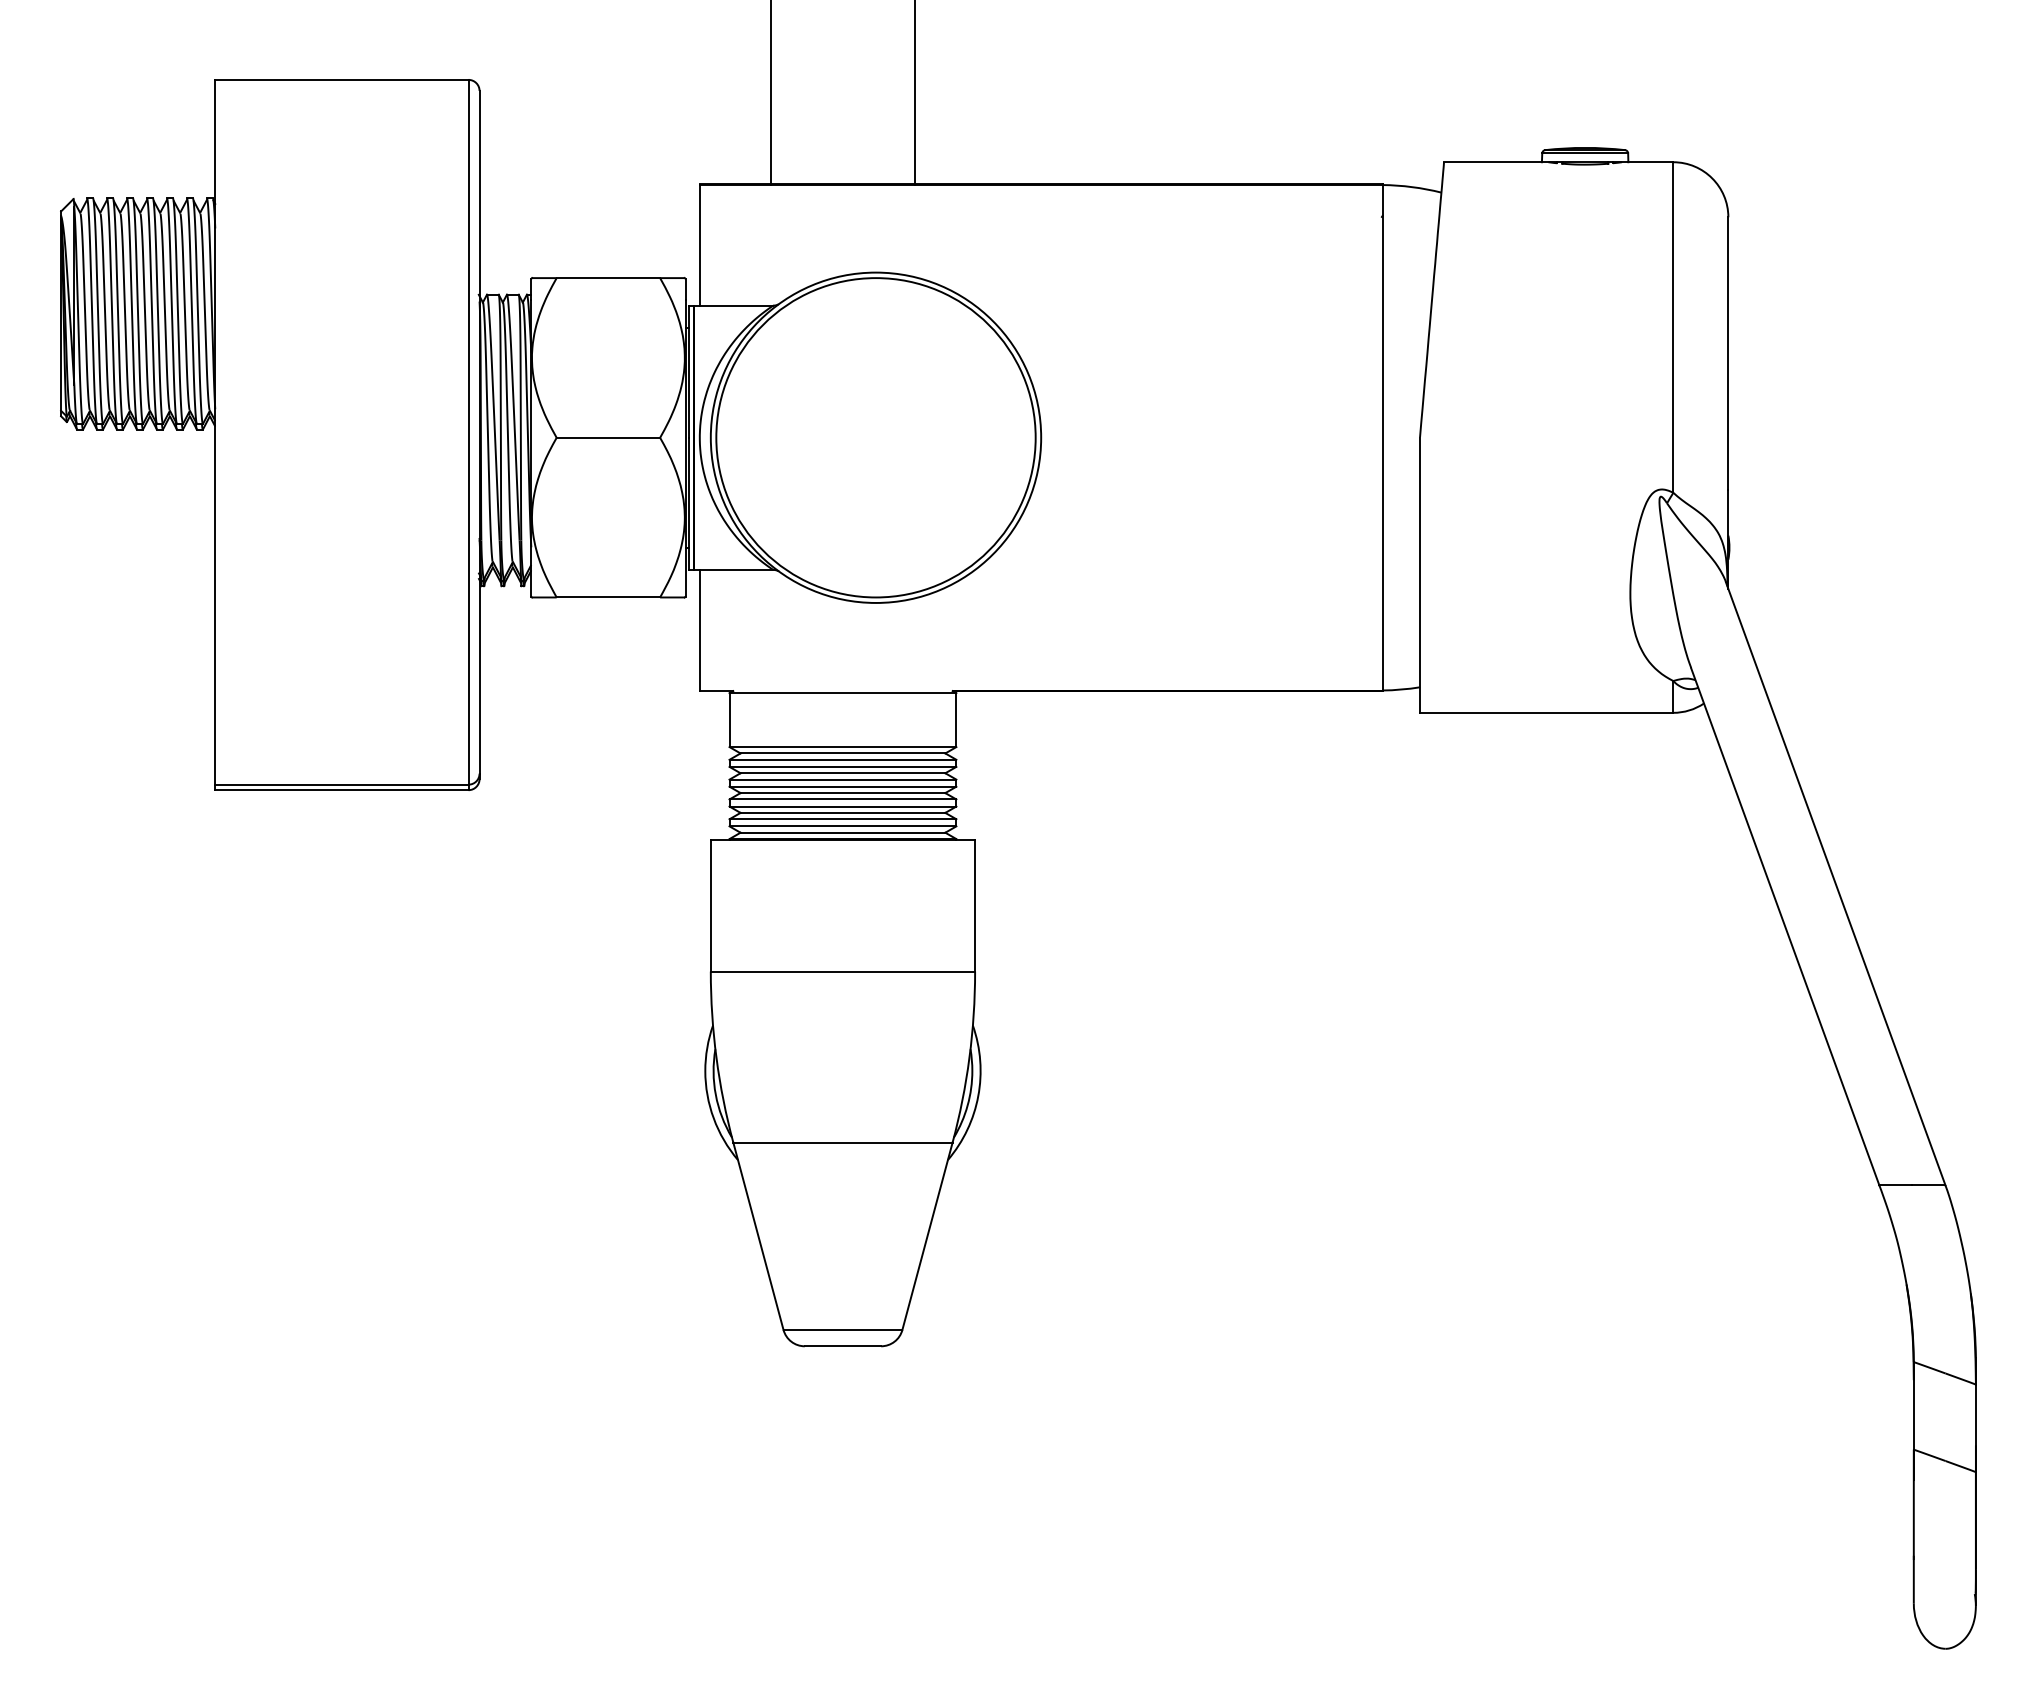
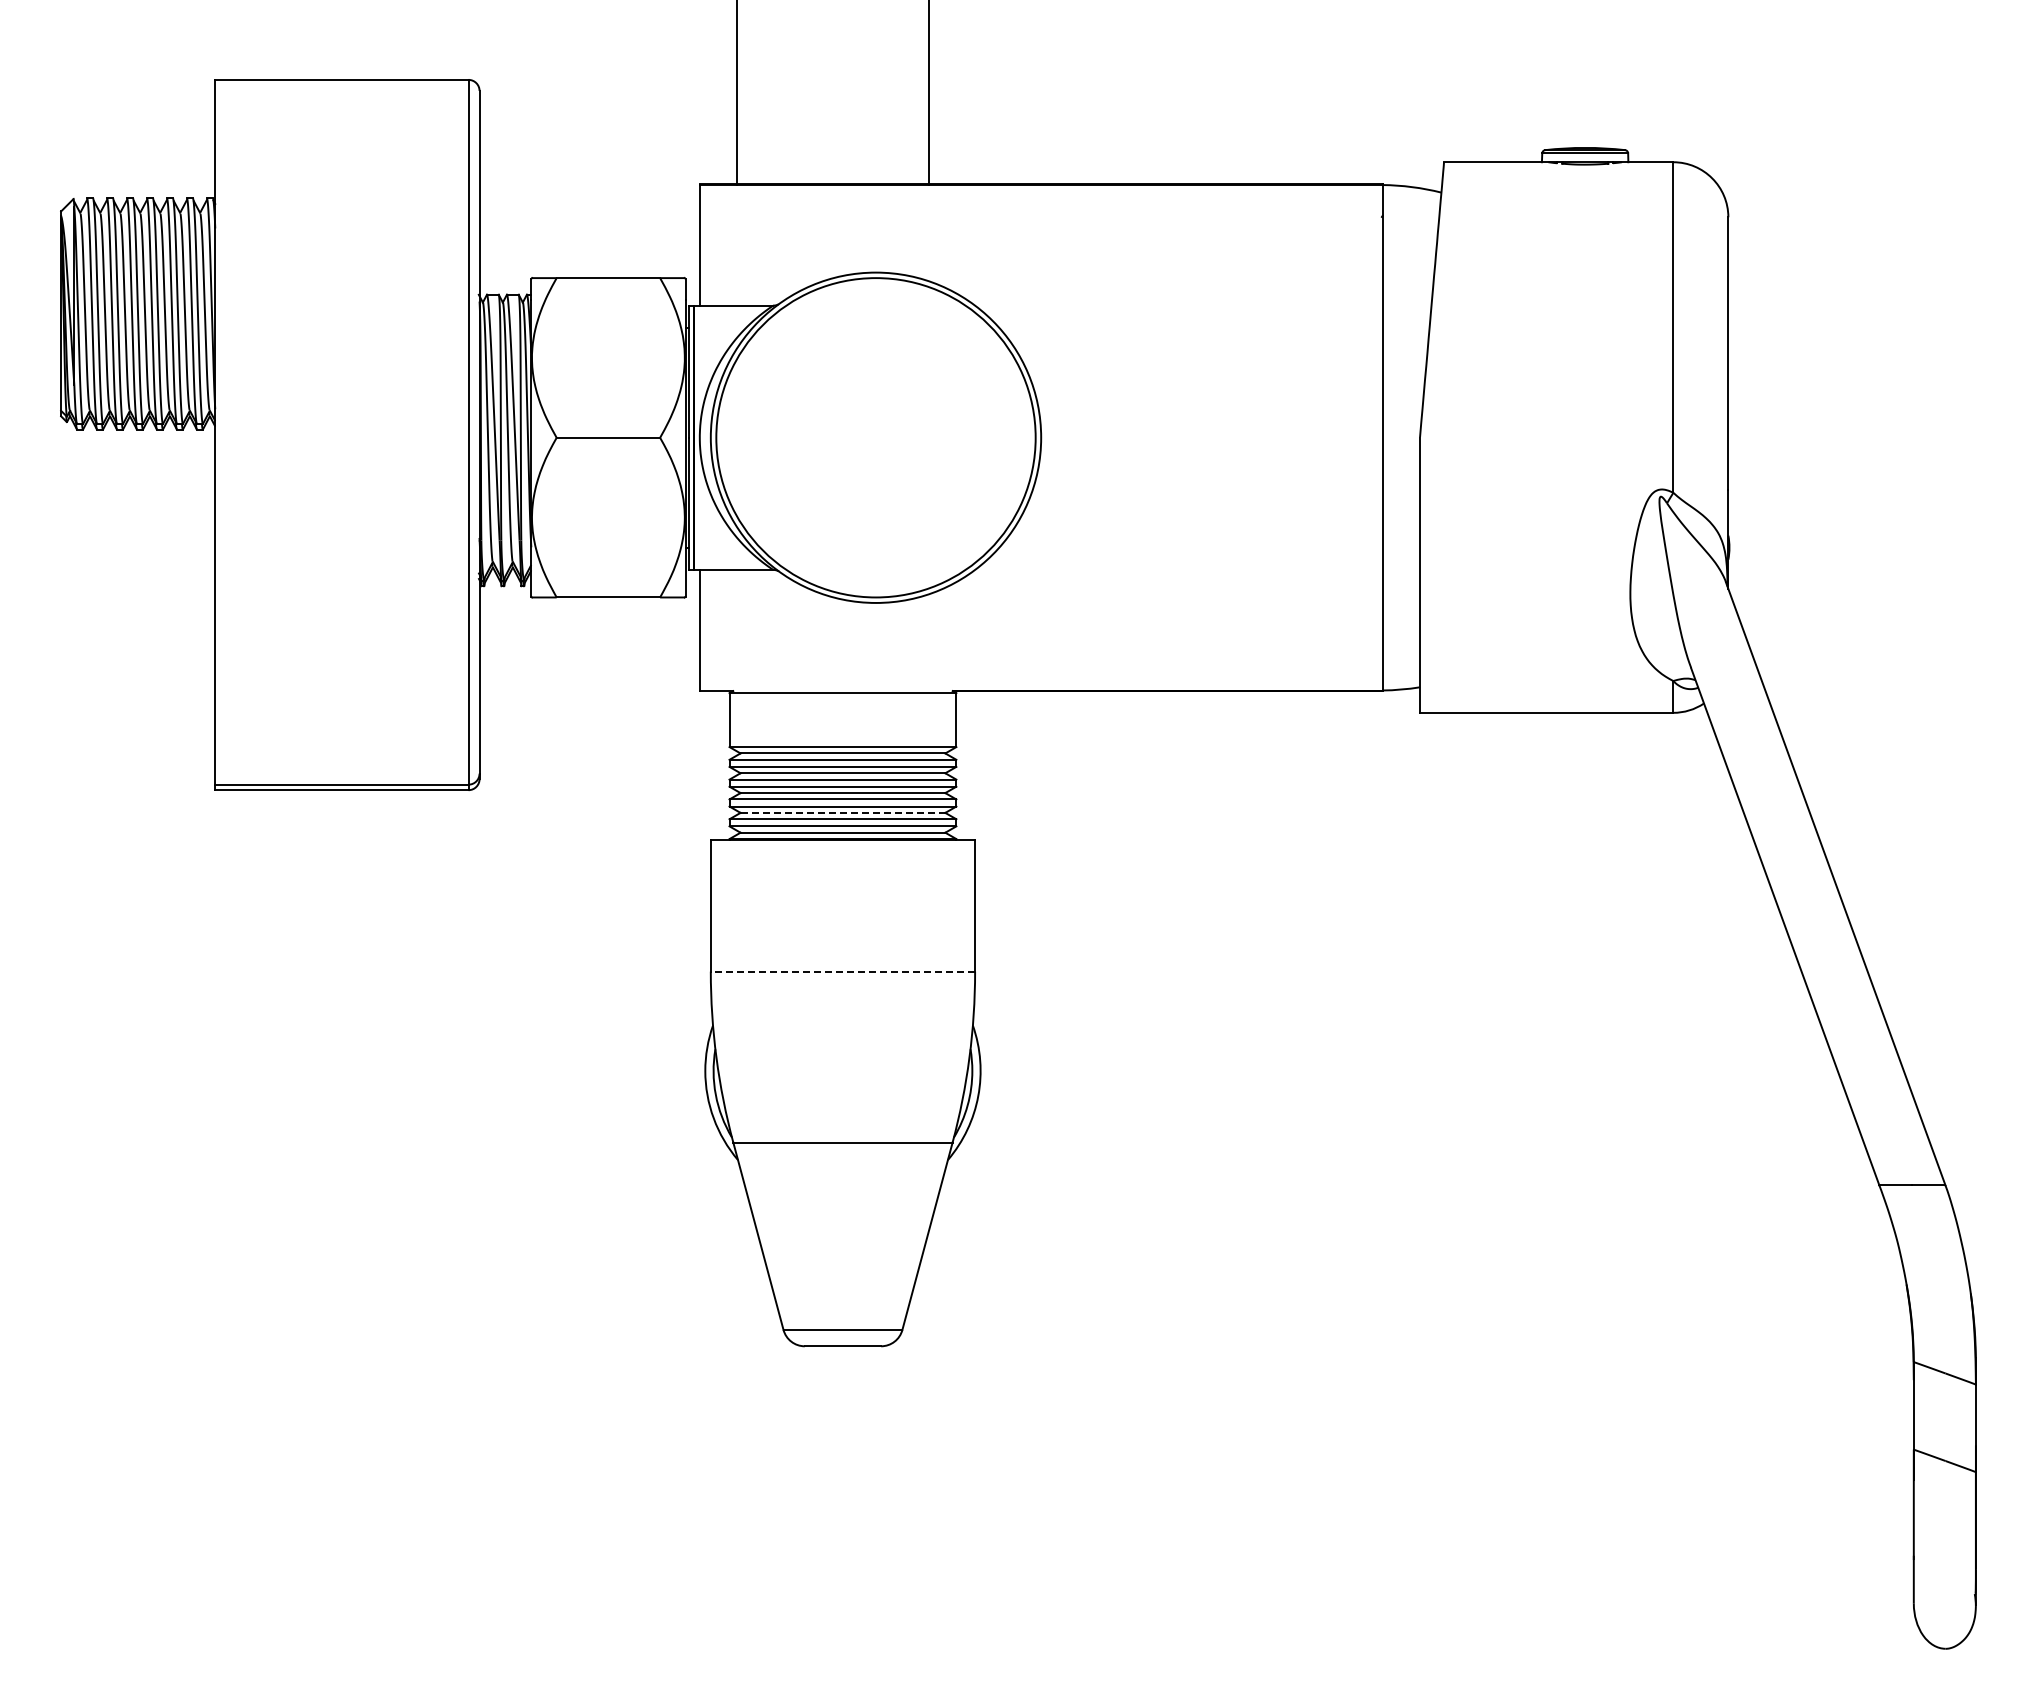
line position: (771, 93) -> (737, 93) (737, 93)
line position: (914, 93) -> (928, 93) (928, 93)
line: solid -> dashed (843, 812)
line: solid -> dashed (842, 971)
